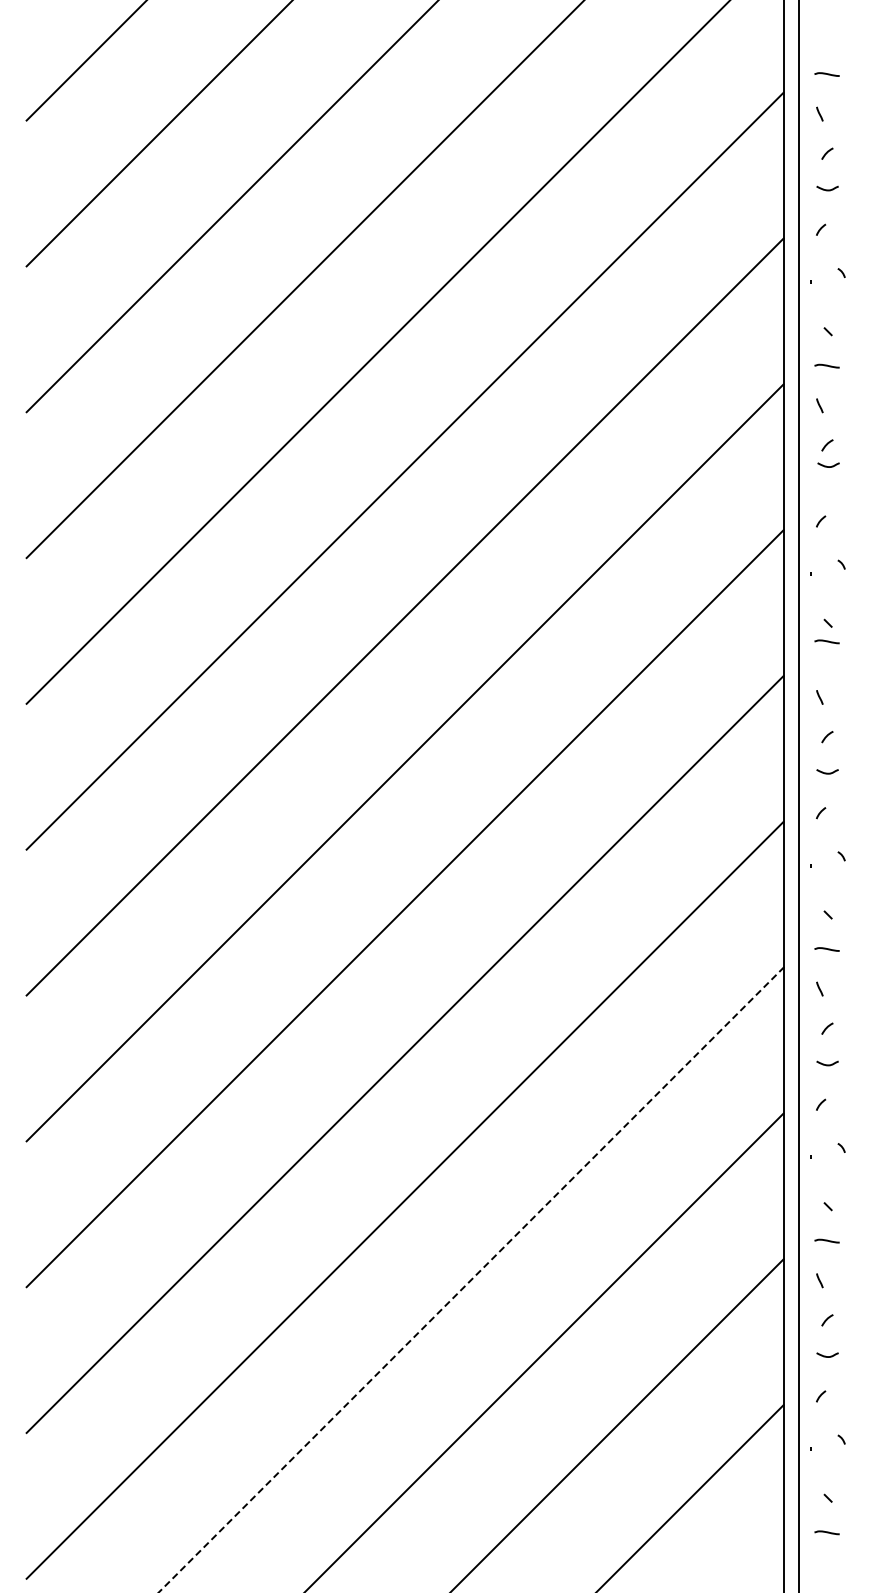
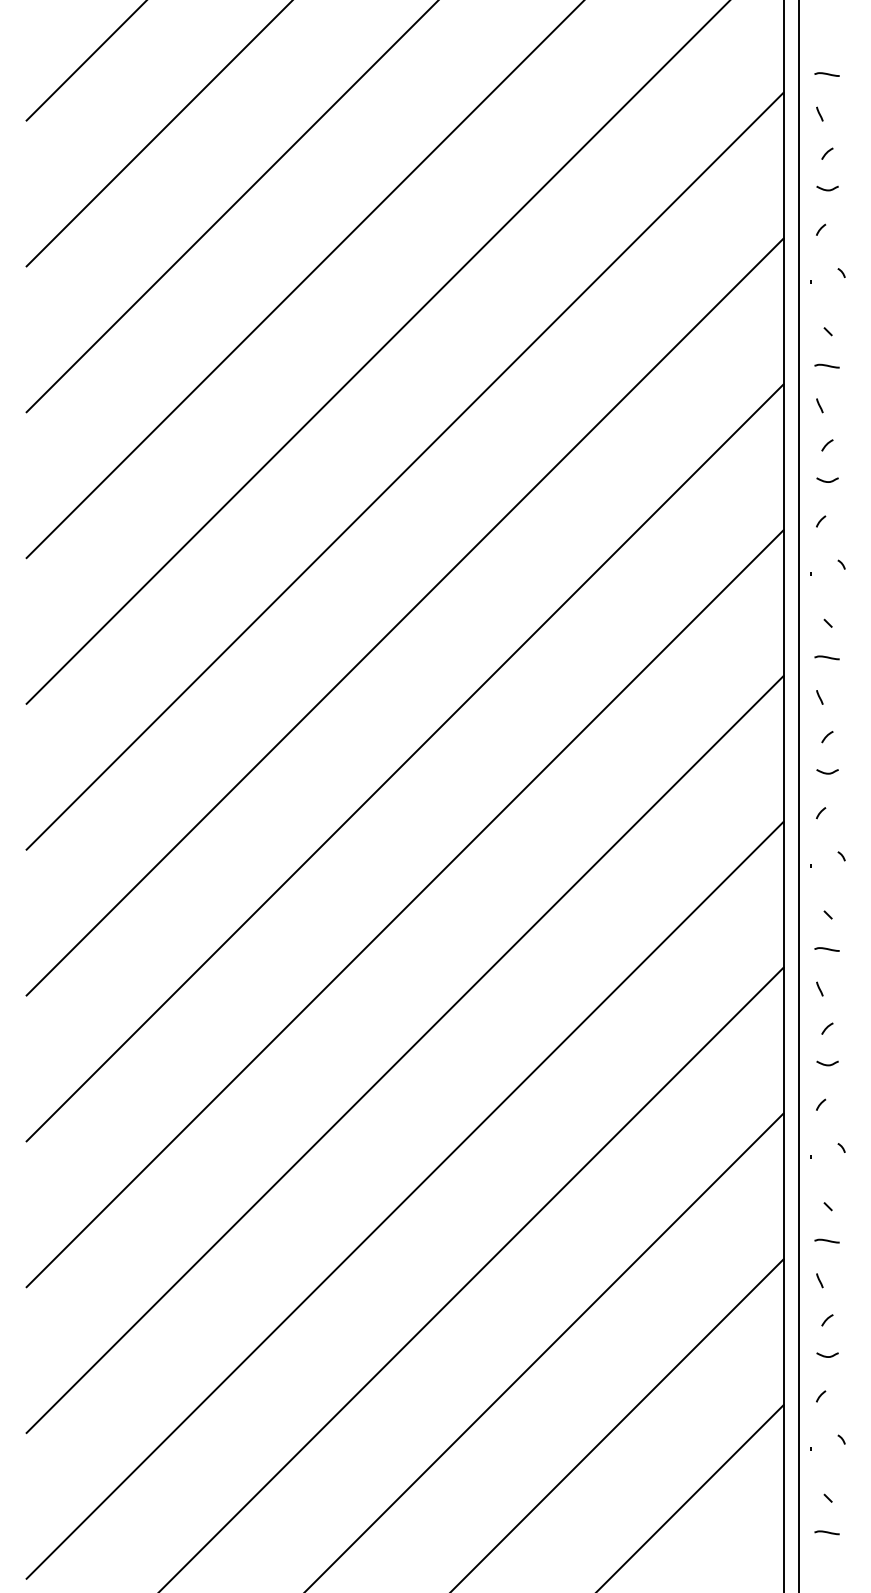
curve position: (828, 466) -> (827, 481) (827, 481)
curve position: (826, 641) -> (826, 657) (826, 657)
line: dashed -> solid (471, 1280)
